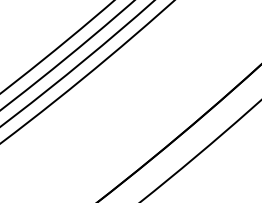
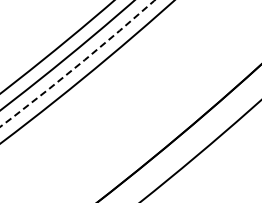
arc: solid -> dashed (79, 64)
